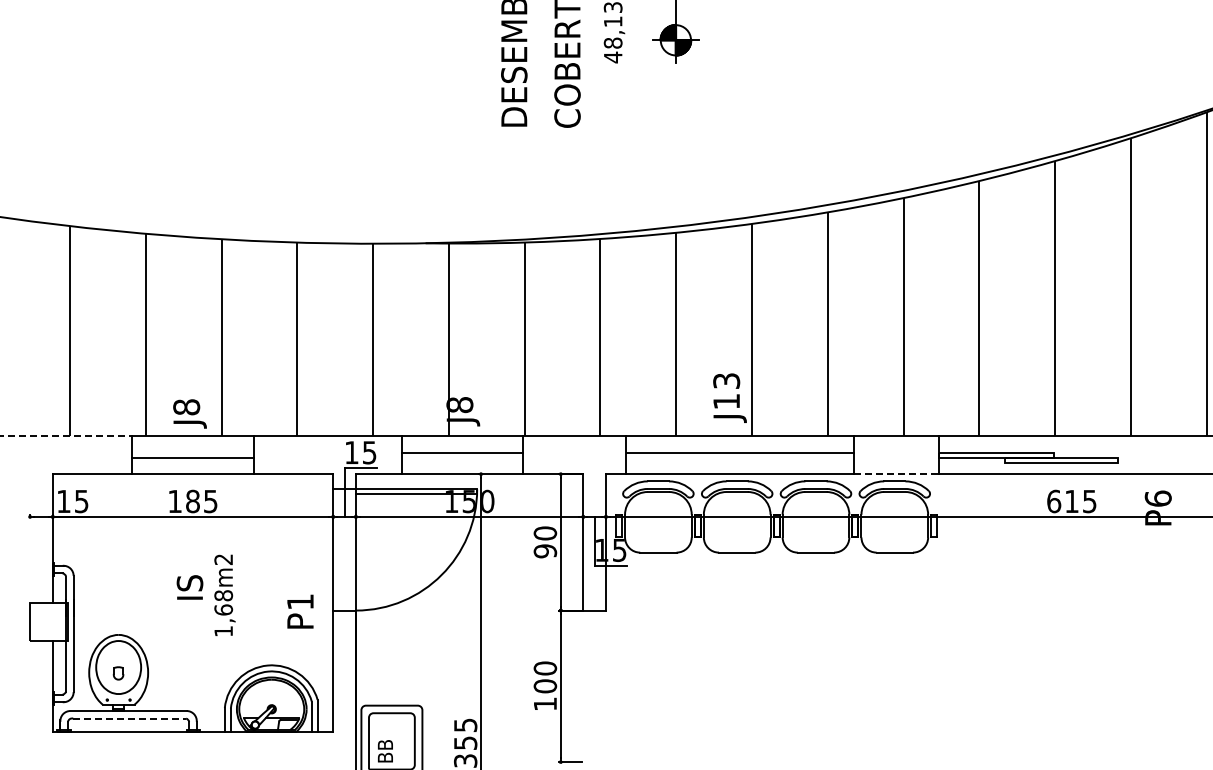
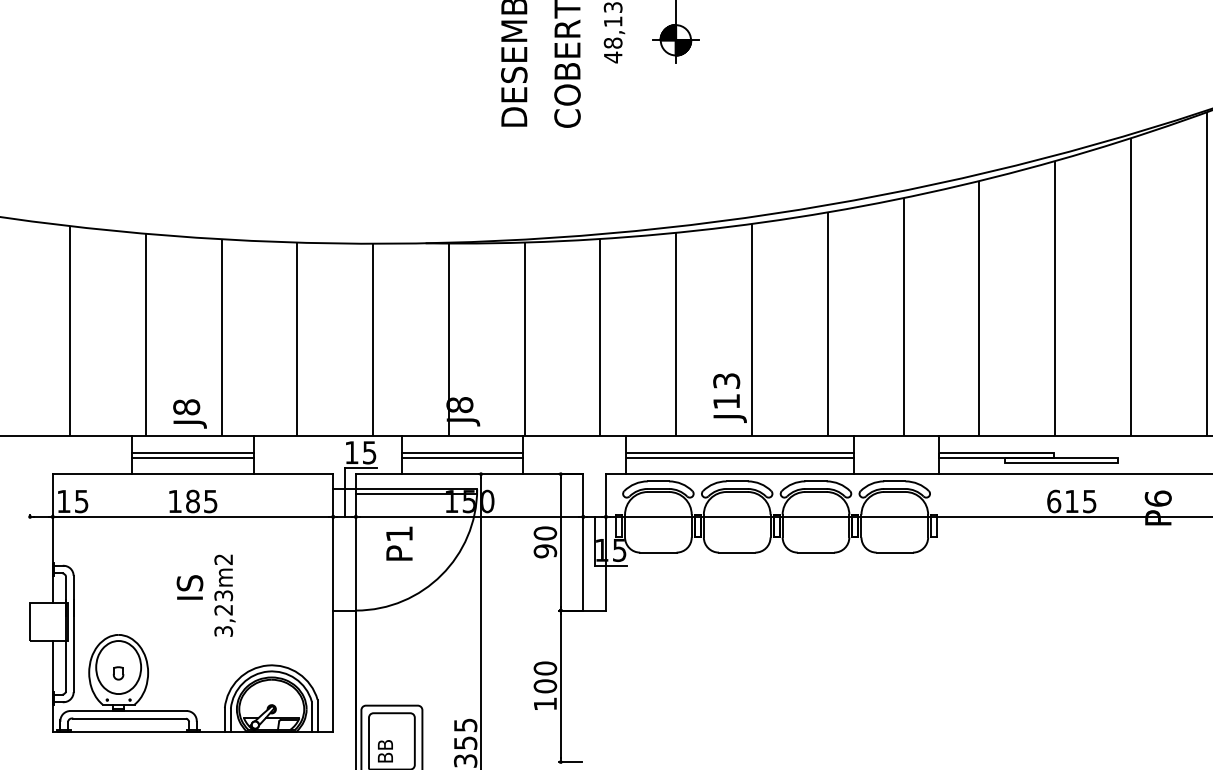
line: dashed -> solid (66, 436)
line: none -> present (192, 452)
line: none -> present (461, 457)
line: none -> present (740, 457)
line: dashed -> solid (896, 474)
text position: (300, 611) -> (399, 543) (399, 543)
text: 1,68m2 -> 3,23m2 (223, 613)
line: dashed -> solid (130, 718)
